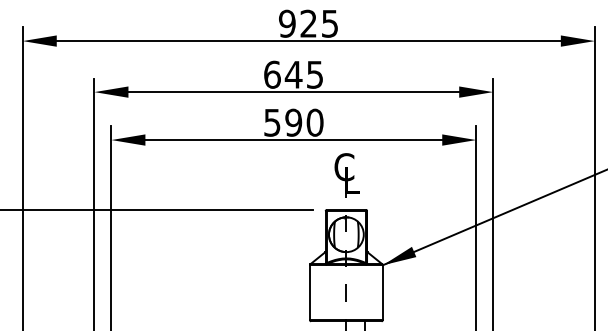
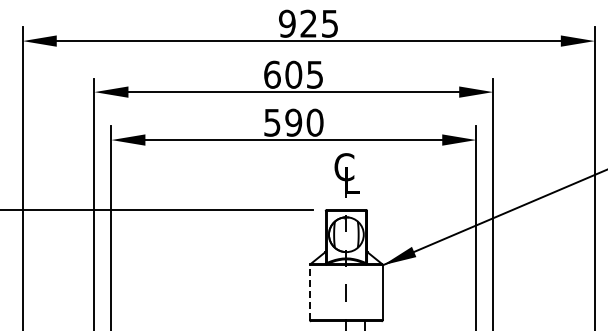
text: 645 -> 605 (293, 74)
line: solid -> dashed (309, 292)
